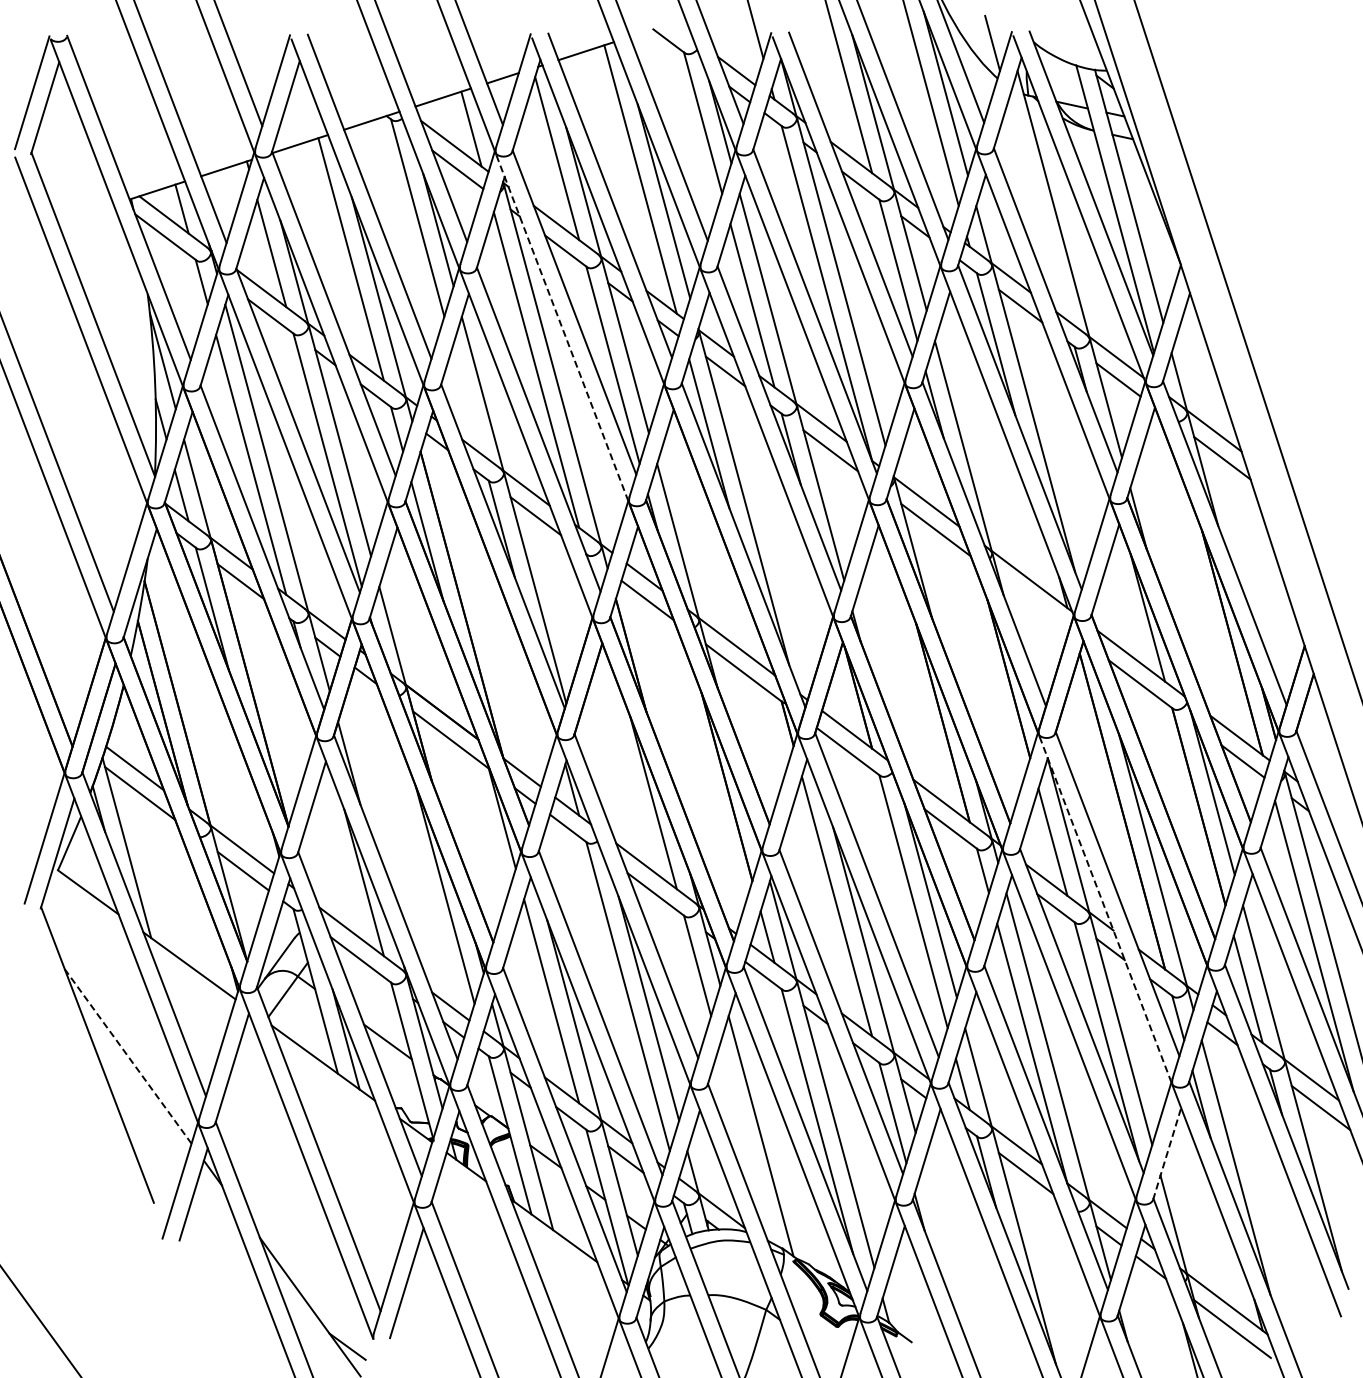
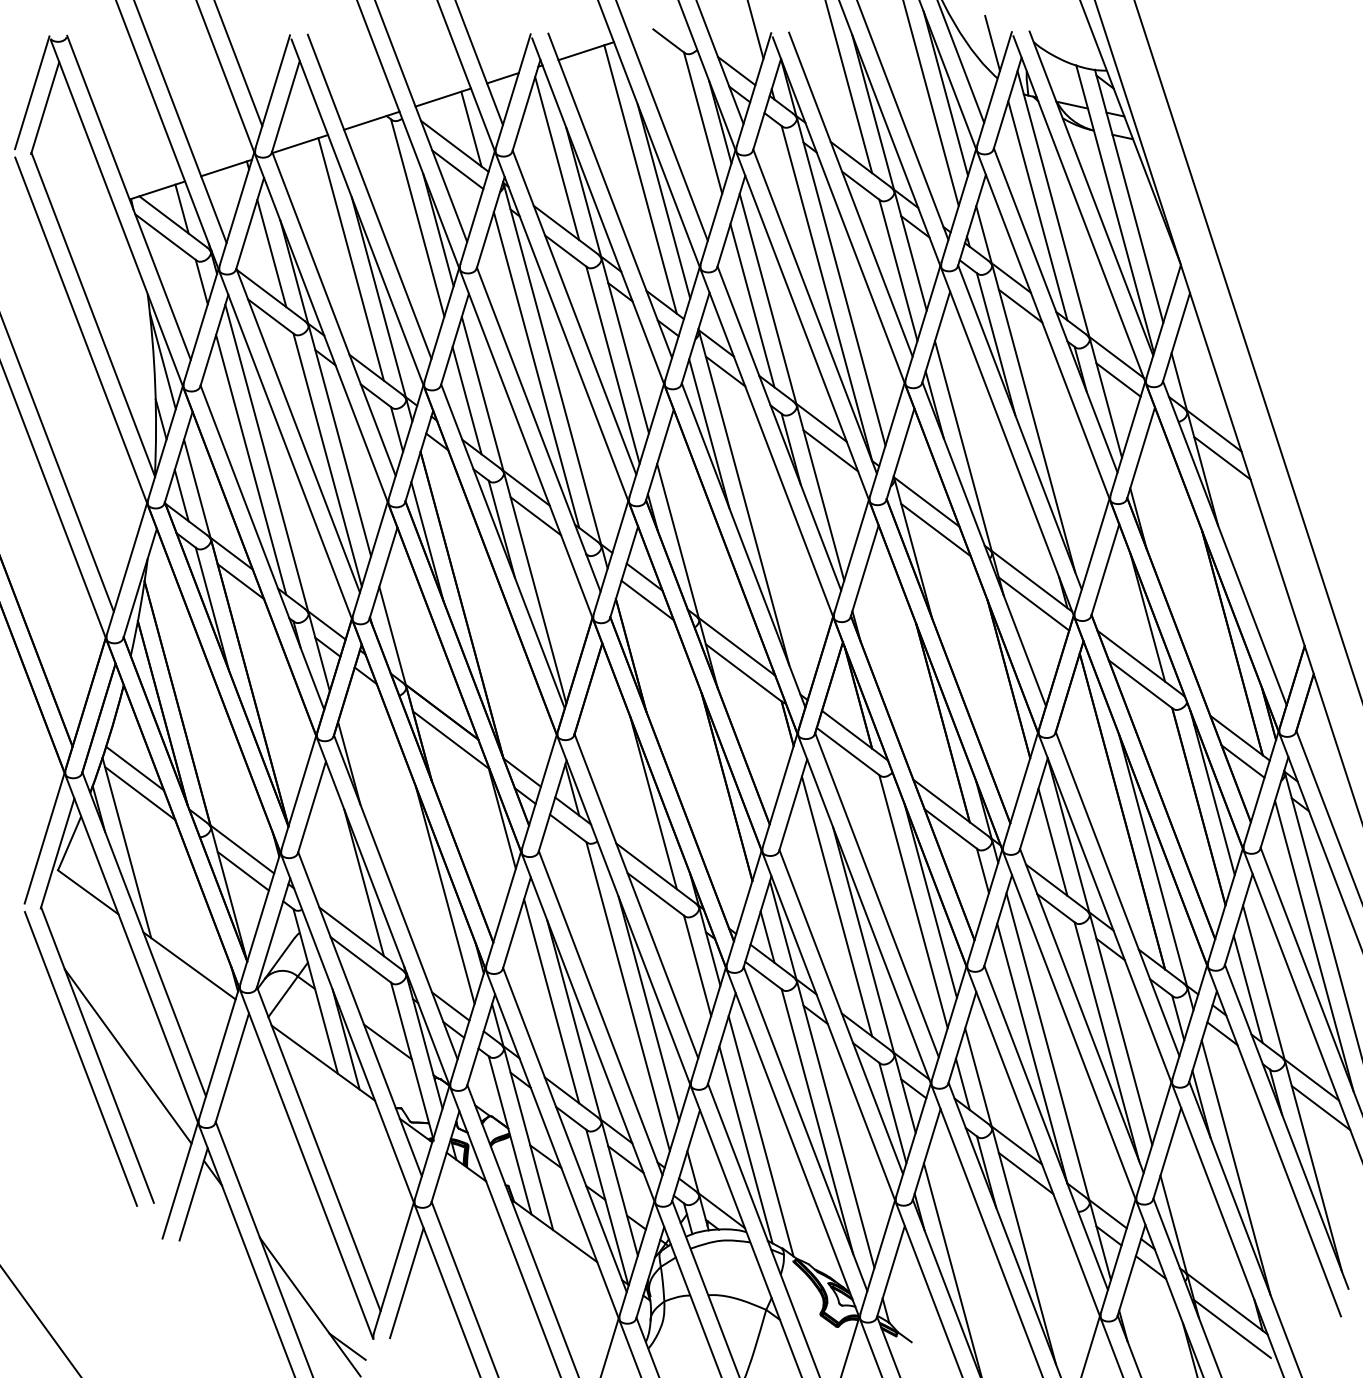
line: none -> present (1037, 210)
line: dashed -> solid (562, 328)
line: none -> present (466, 400)
line: none -> present (1033, 603)
line: dashed -> solid (1105, 910)
line: dashed -> solid (128, 1056)
line: none -> present (80, 1058)
line: none -> present (745, 1144)
line: dashed -> solid (1167, 1153)
line: none -> present (951, 1268)
